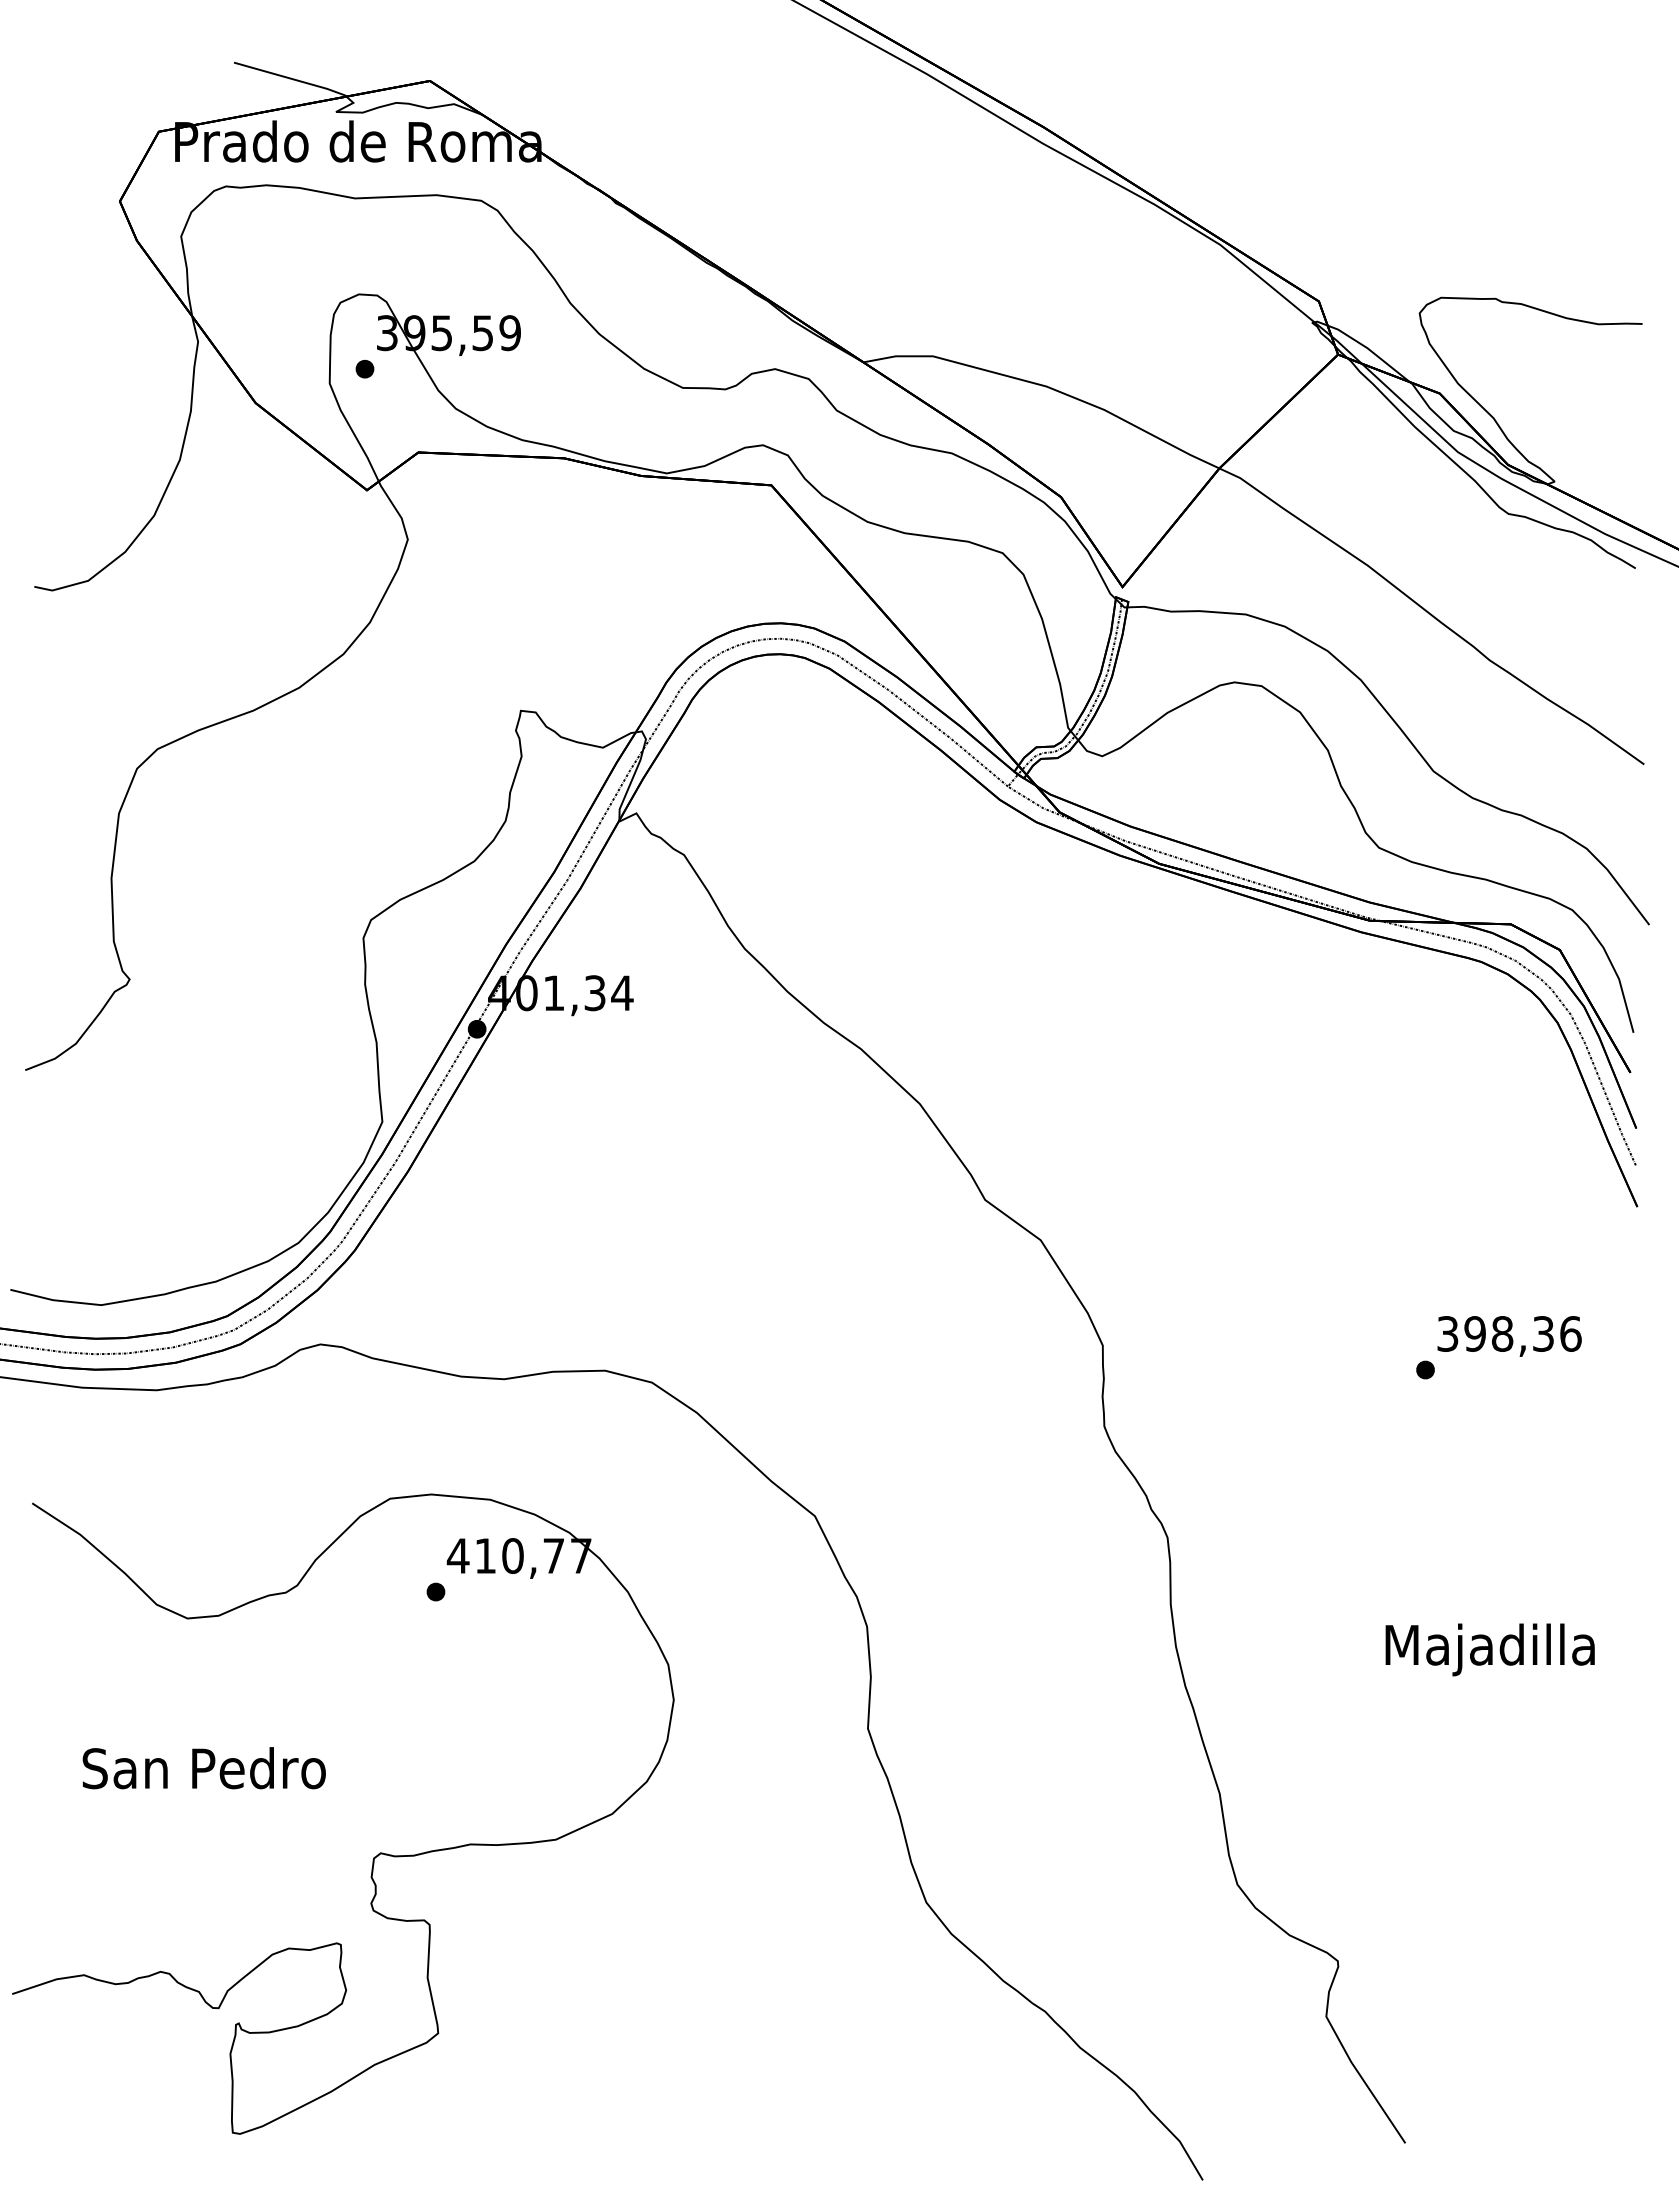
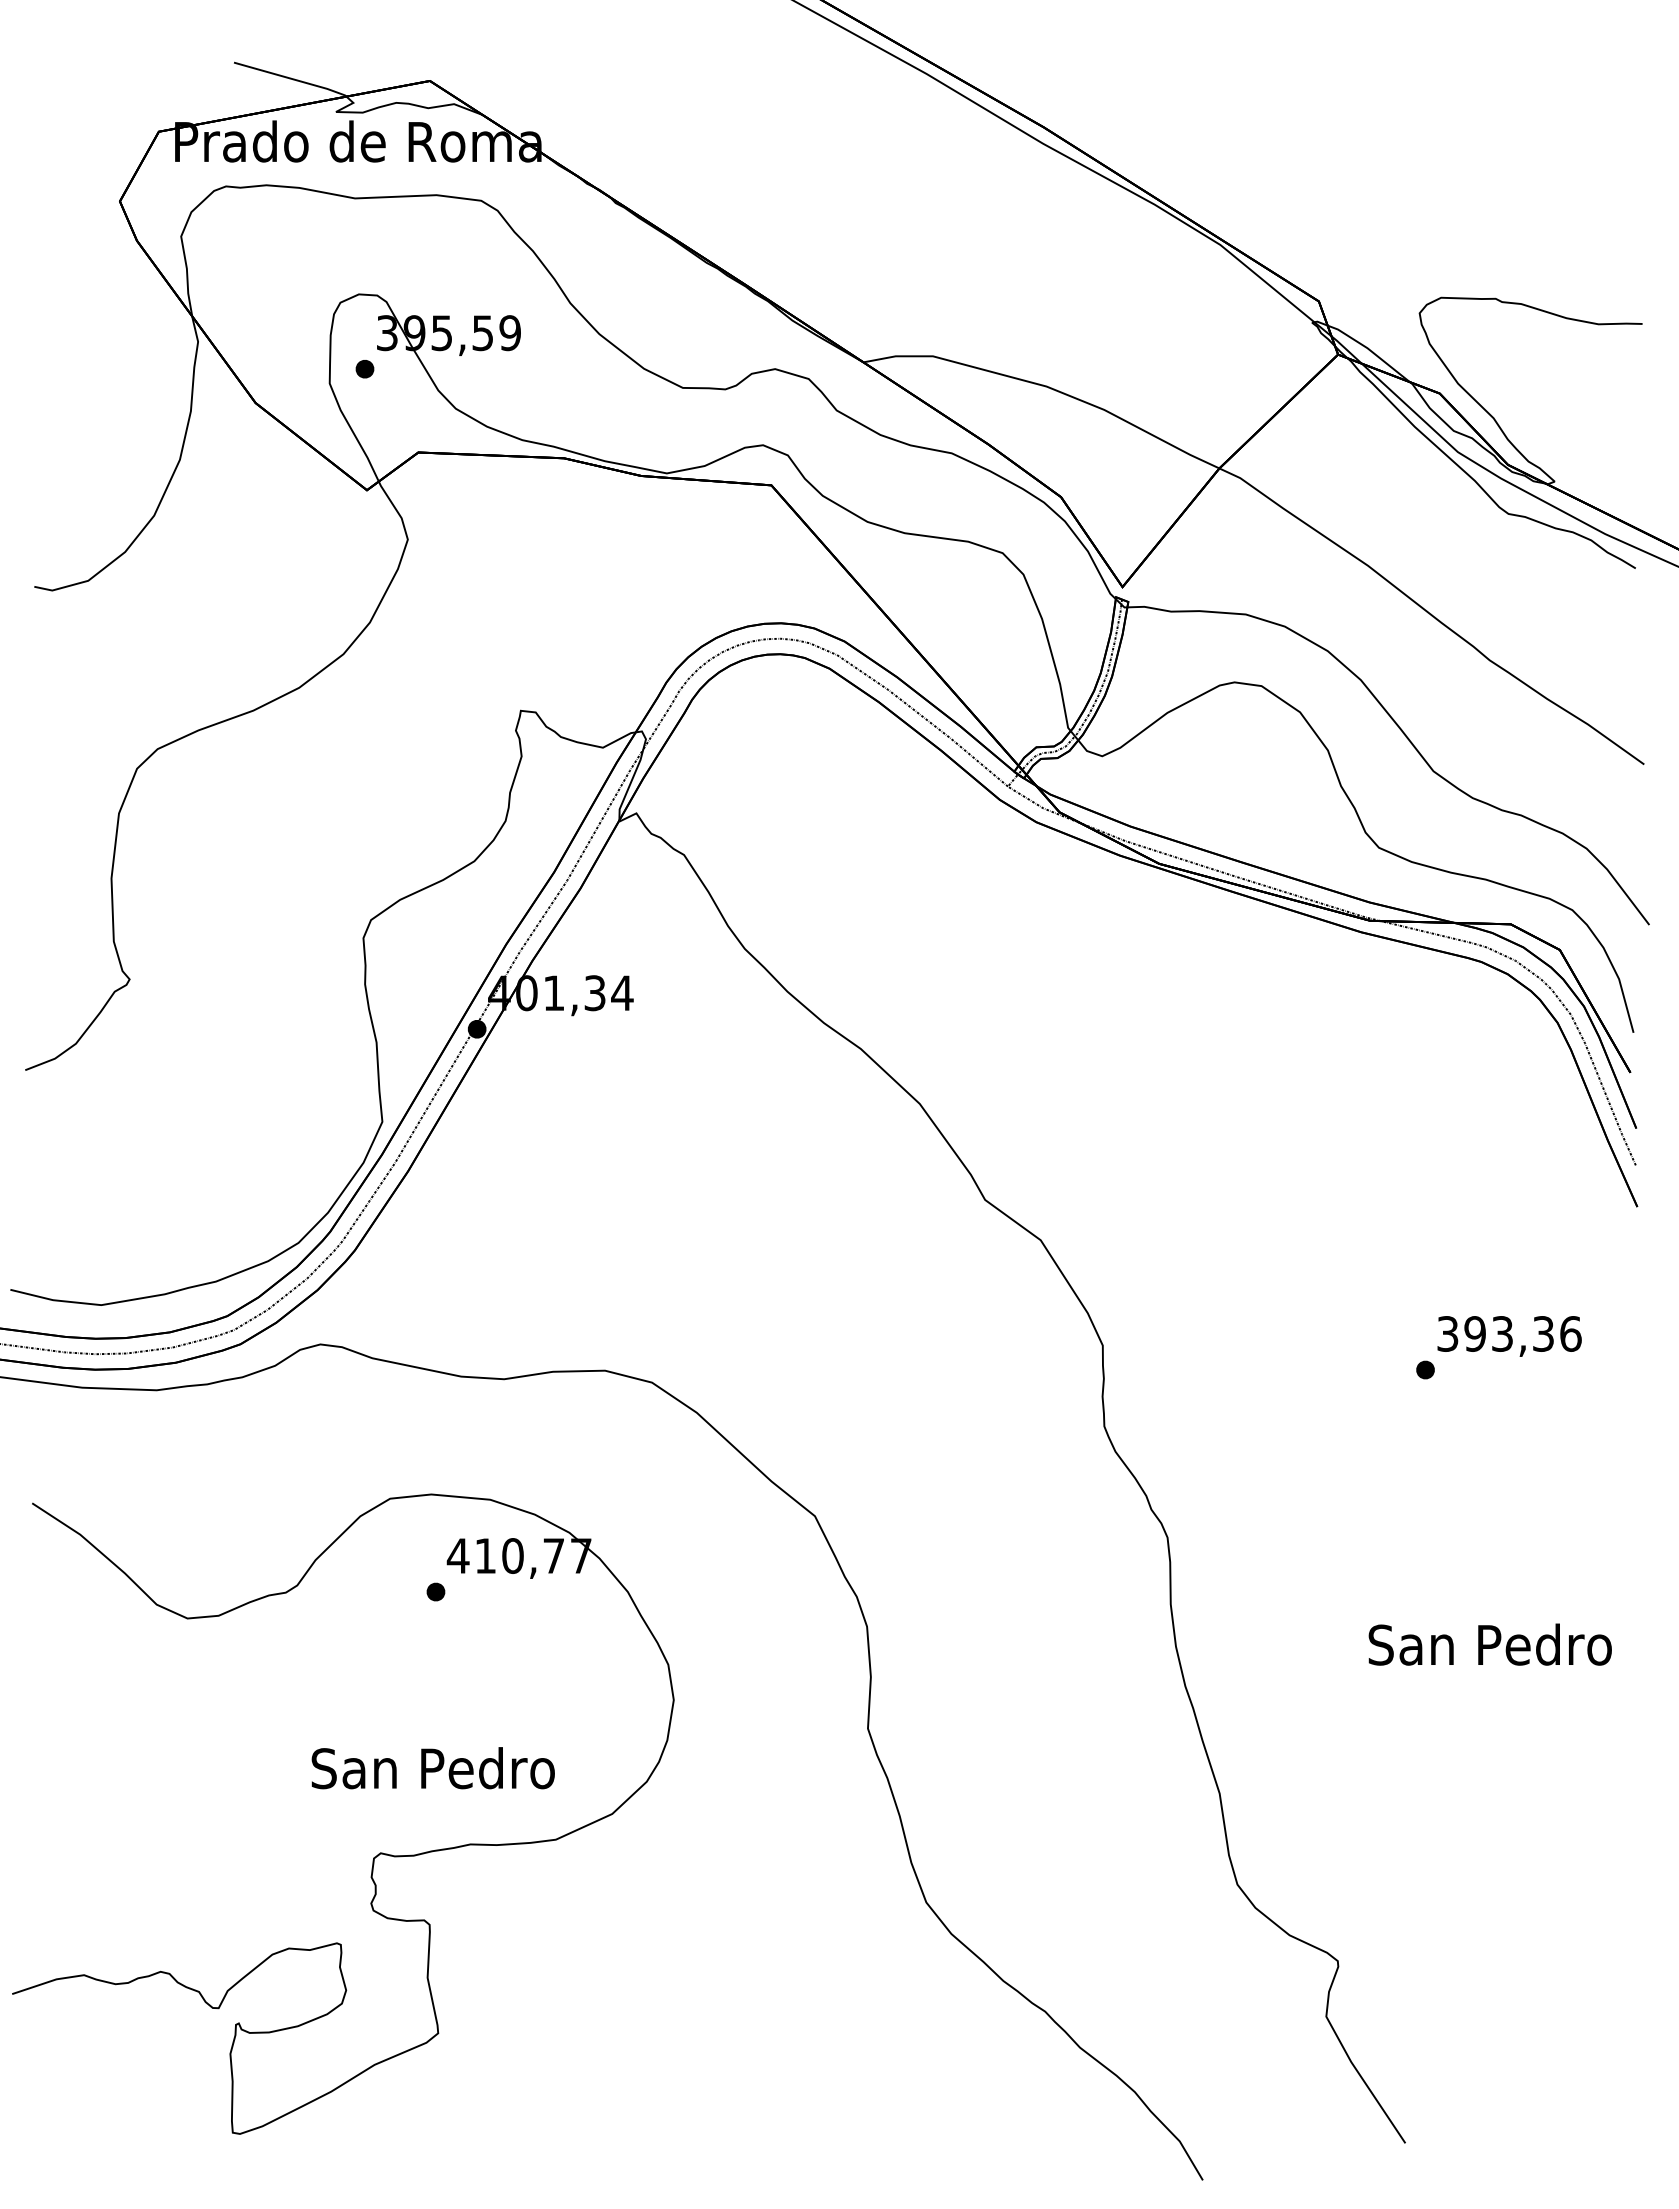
text: 398,36 -> 393,36 (1502, 1333)
text: Majadilla -> San Pedro (1489, 1649)
text position: (203, 1768) -> (432, 1768) (432, 1768)
